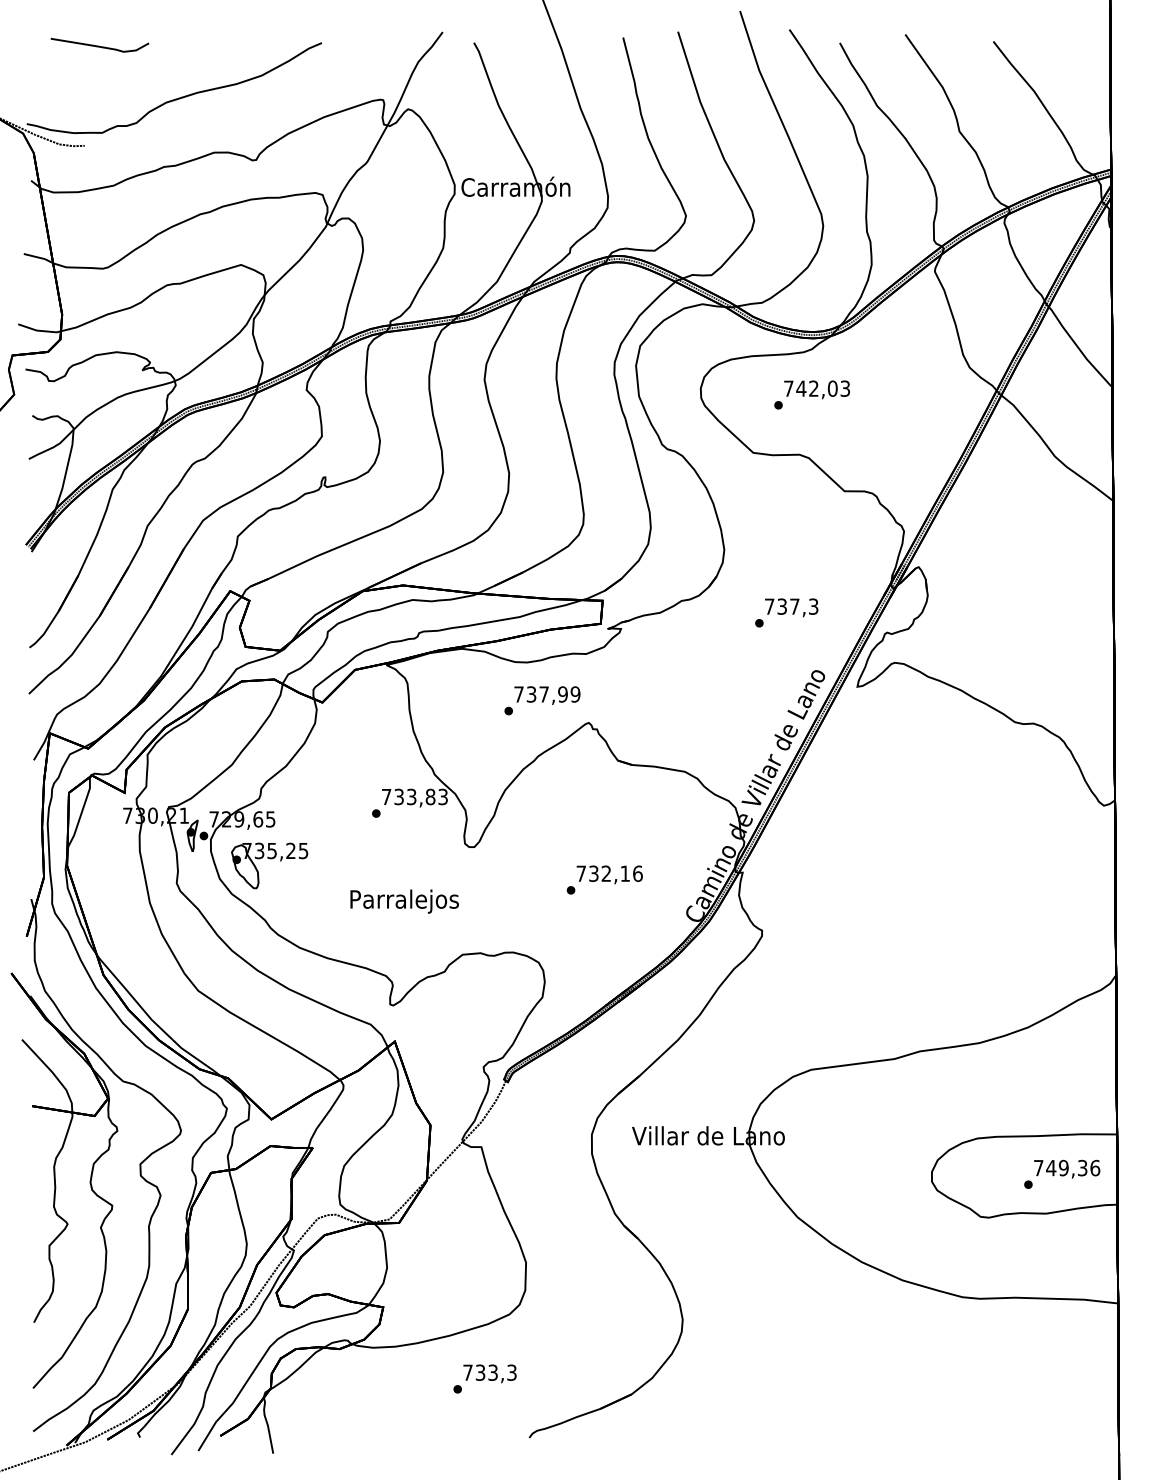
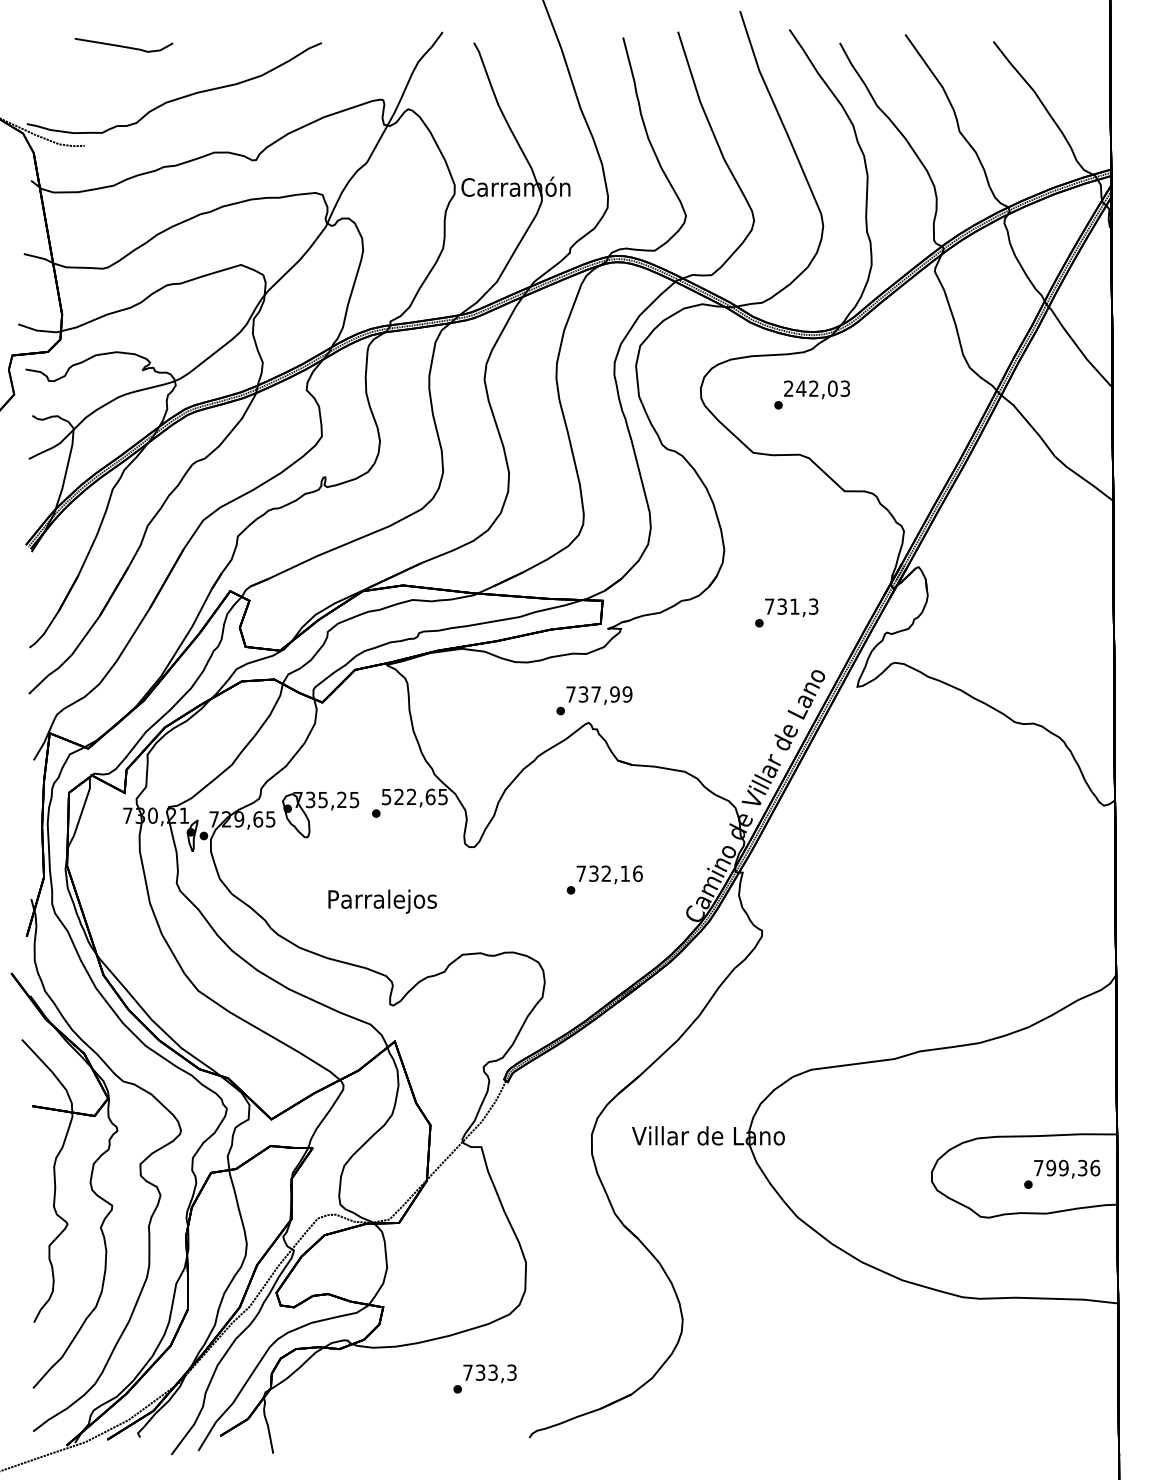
curve position: (99, 45) -> (123, 45) (123, 45)
text: 742,03 -> 242,03 (788, 388)
text: 737,3 -> 731,3 (794, 606)
text position: (542, 700) -> (594, 700) (594, 700)
text: 733,83 -> 522,65 (414, 796)
part position: (270, 859) -> (321, 808) (321, 808)
text position: (404, 901) -> (382, 901) (382, 901)
text: 749,36 -> 799,36 (1051, 1167)
